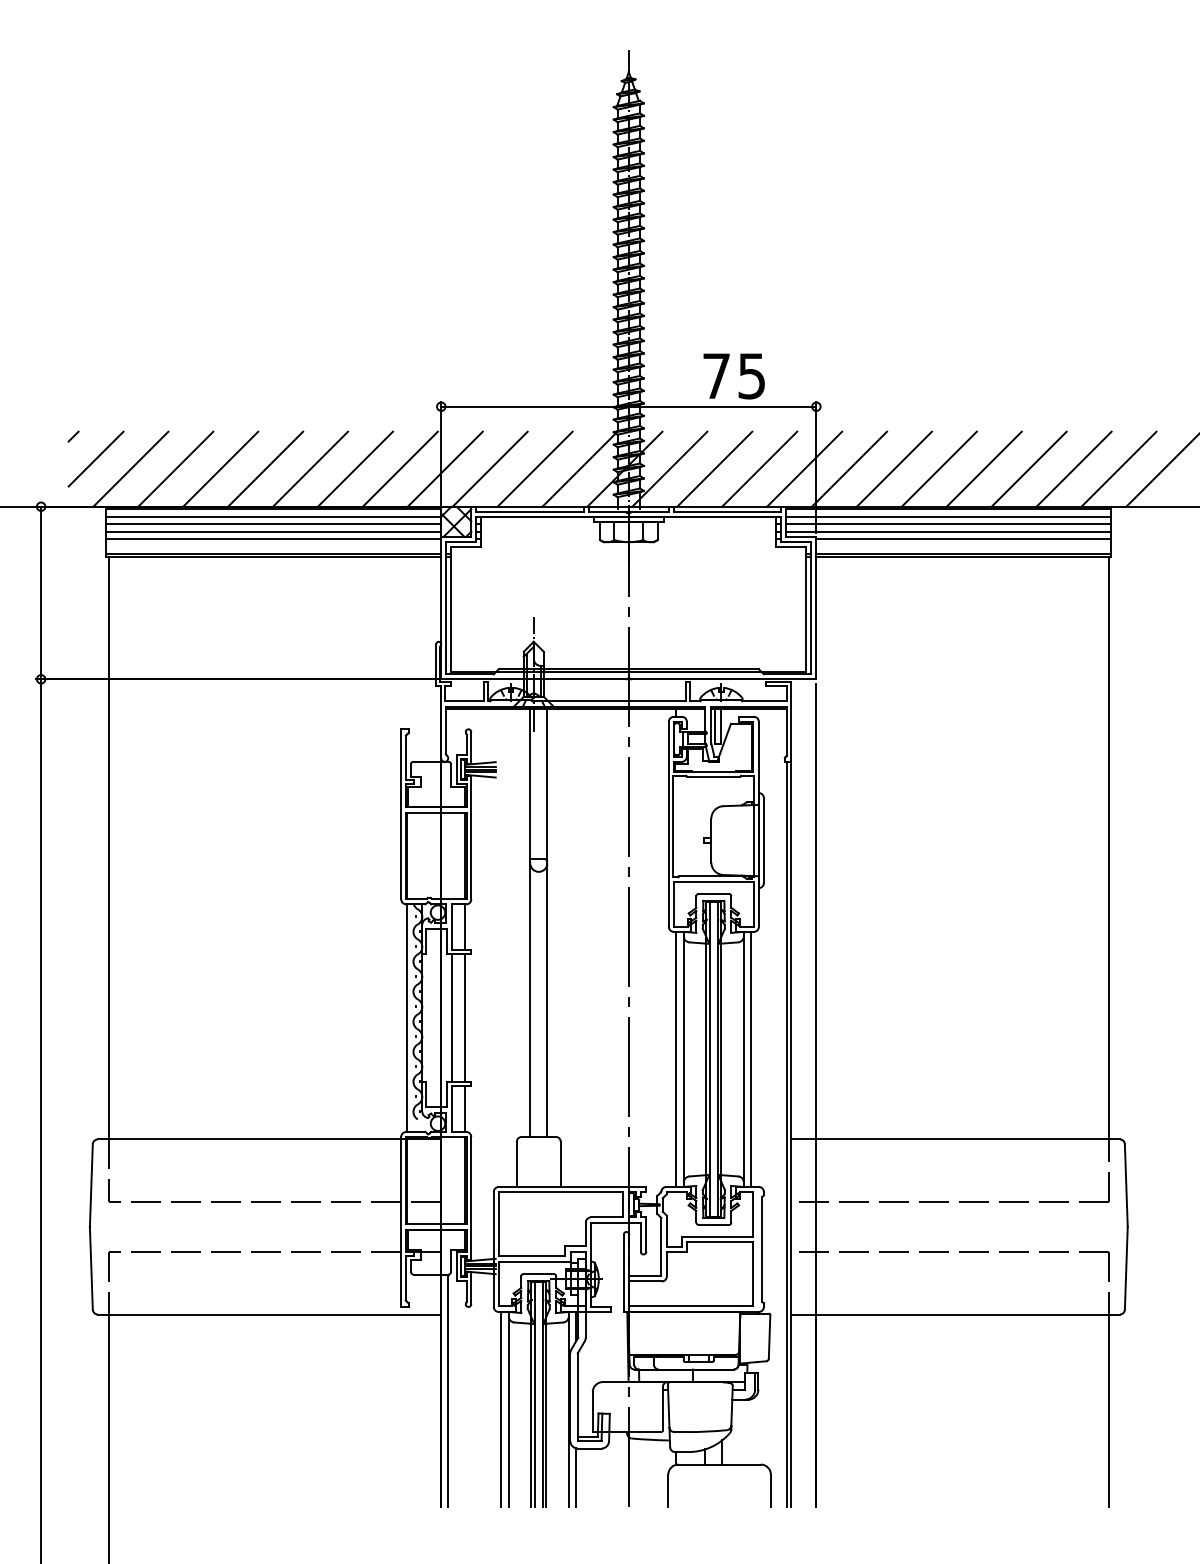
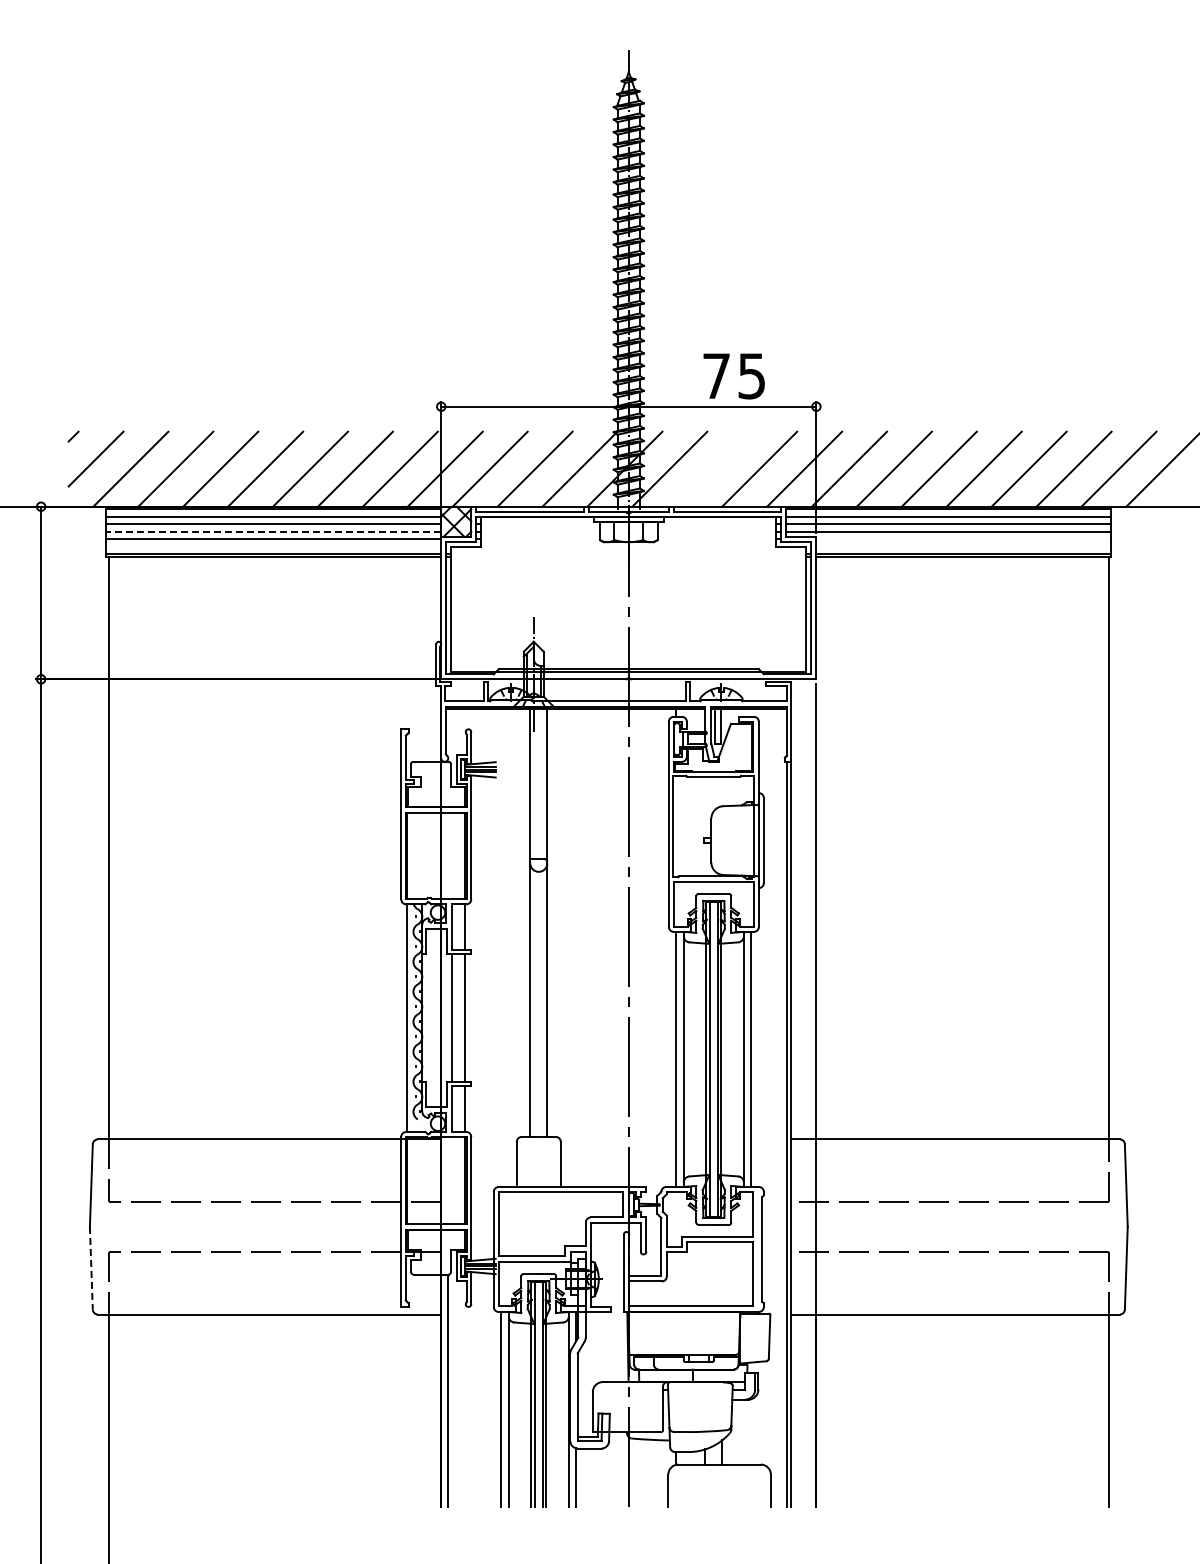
line: present -> none (714, 468)
line: solid -> dashed (273, 531)
line: present -> none (963, 539)
line: solid -> dashed (91, 1268)
